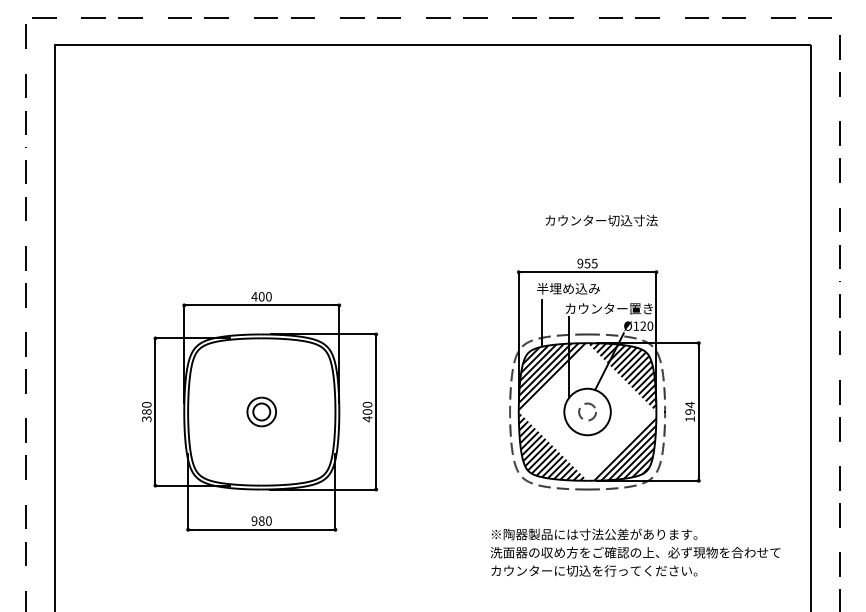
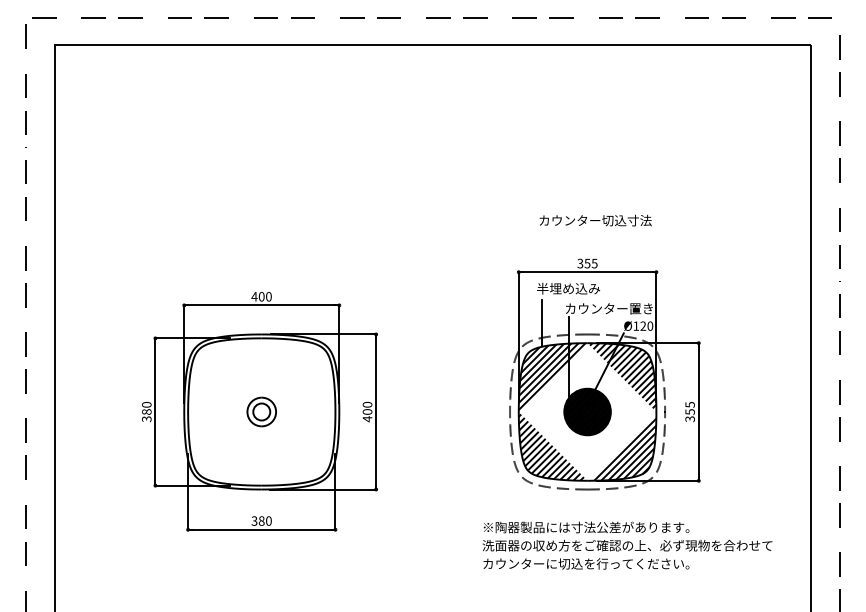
text position: (601, 220) -> (595, 220) (595, 220)
text: 955 -> 355 (580, 263)
hatch: none -> present (587, 411)
text: 194 -> 355 (689, 411)
text: 980 -> 380 (254, 520)
text position: (635, 552) -> (627, 545) (627, 545)
